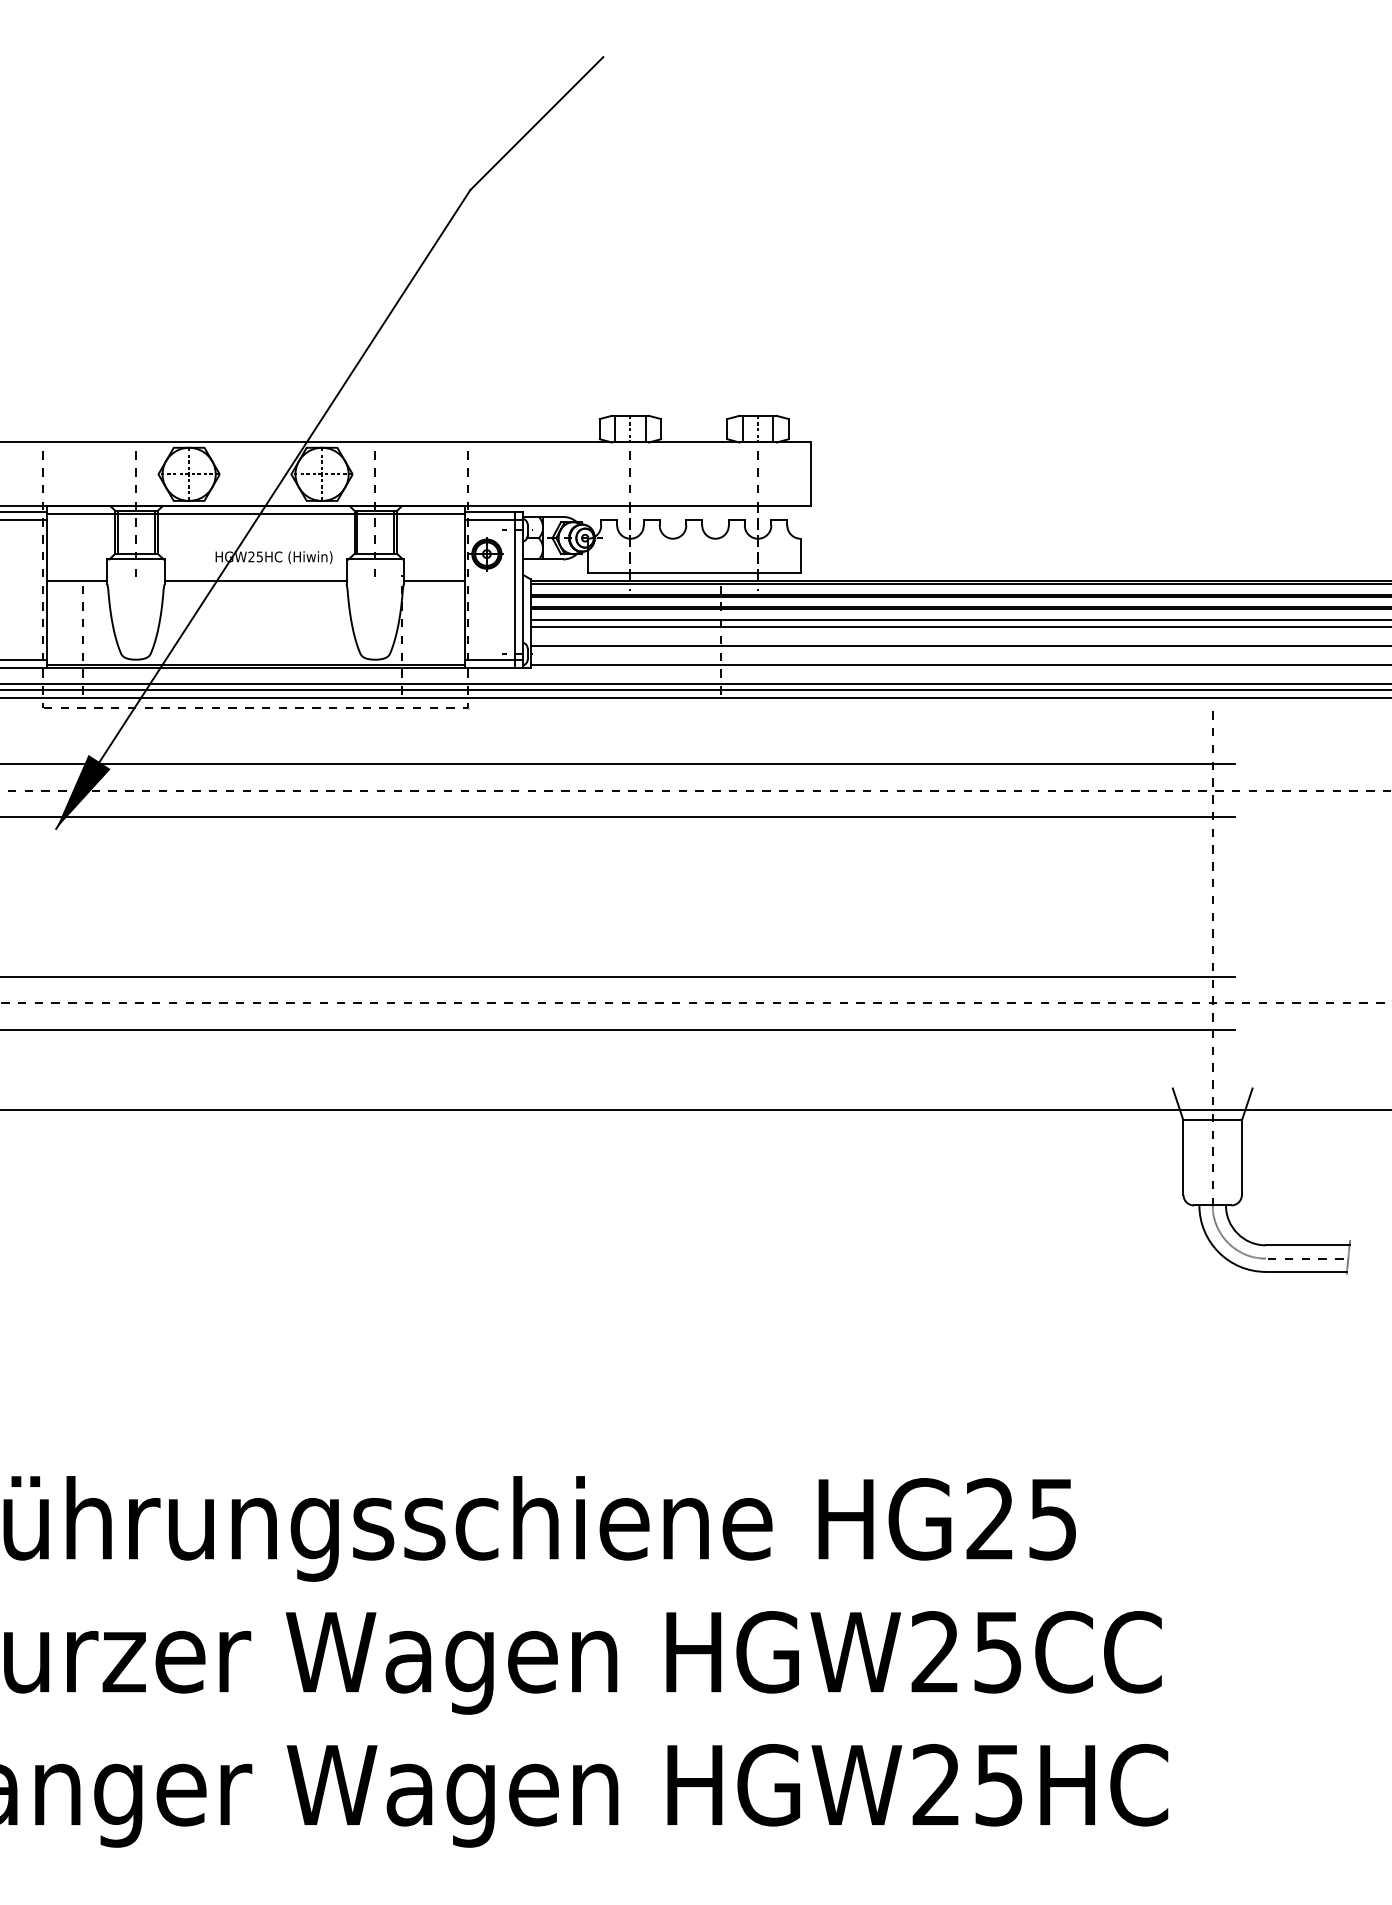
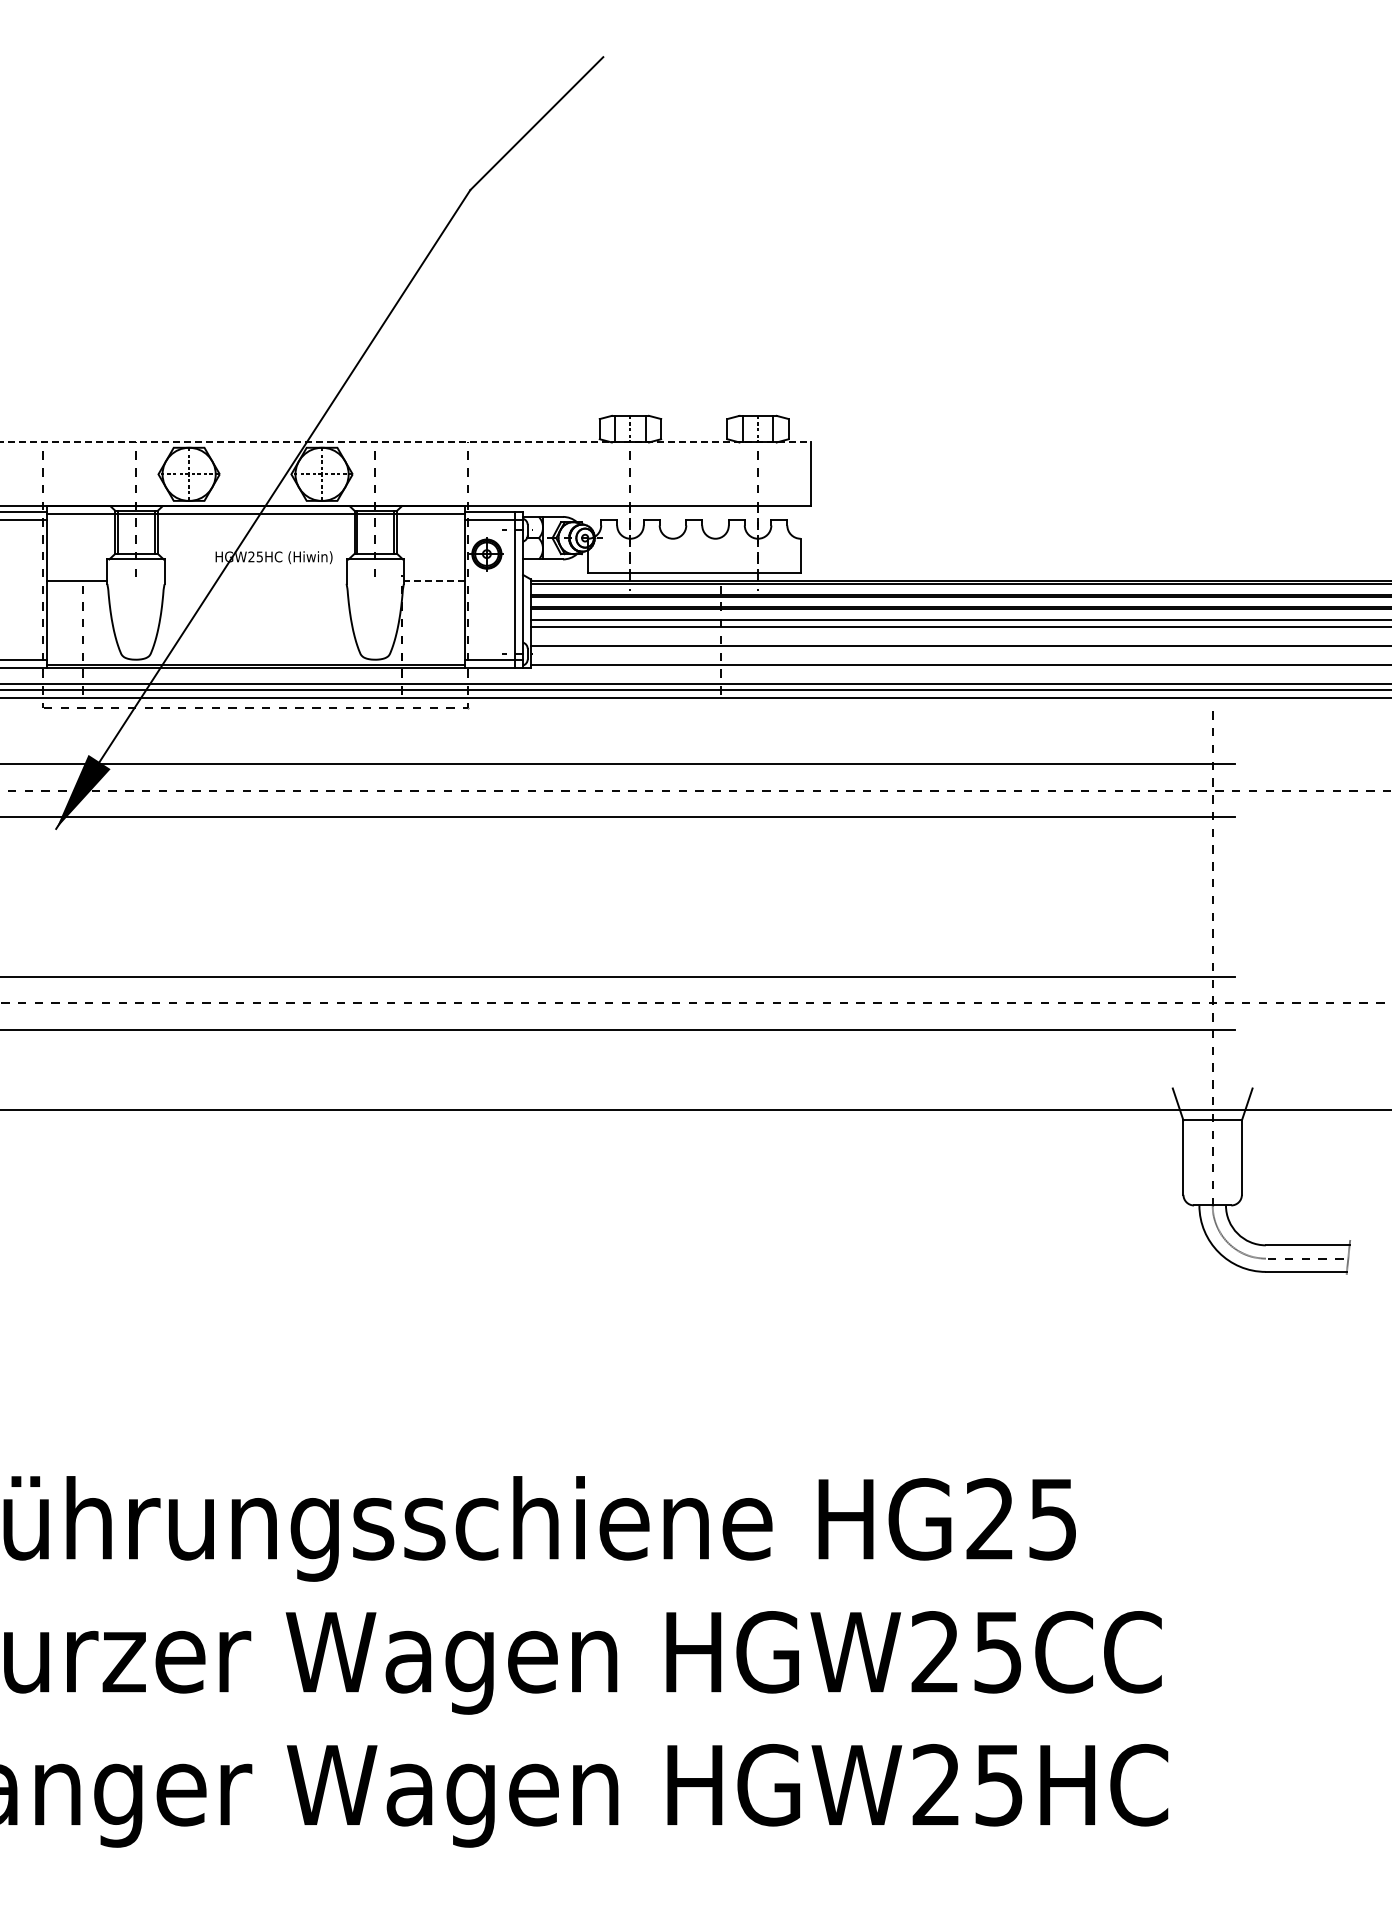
line: solid -> dashed (406, 442)
line: present -> none (255, 580)
line: solid -> dashed (433, 580)
